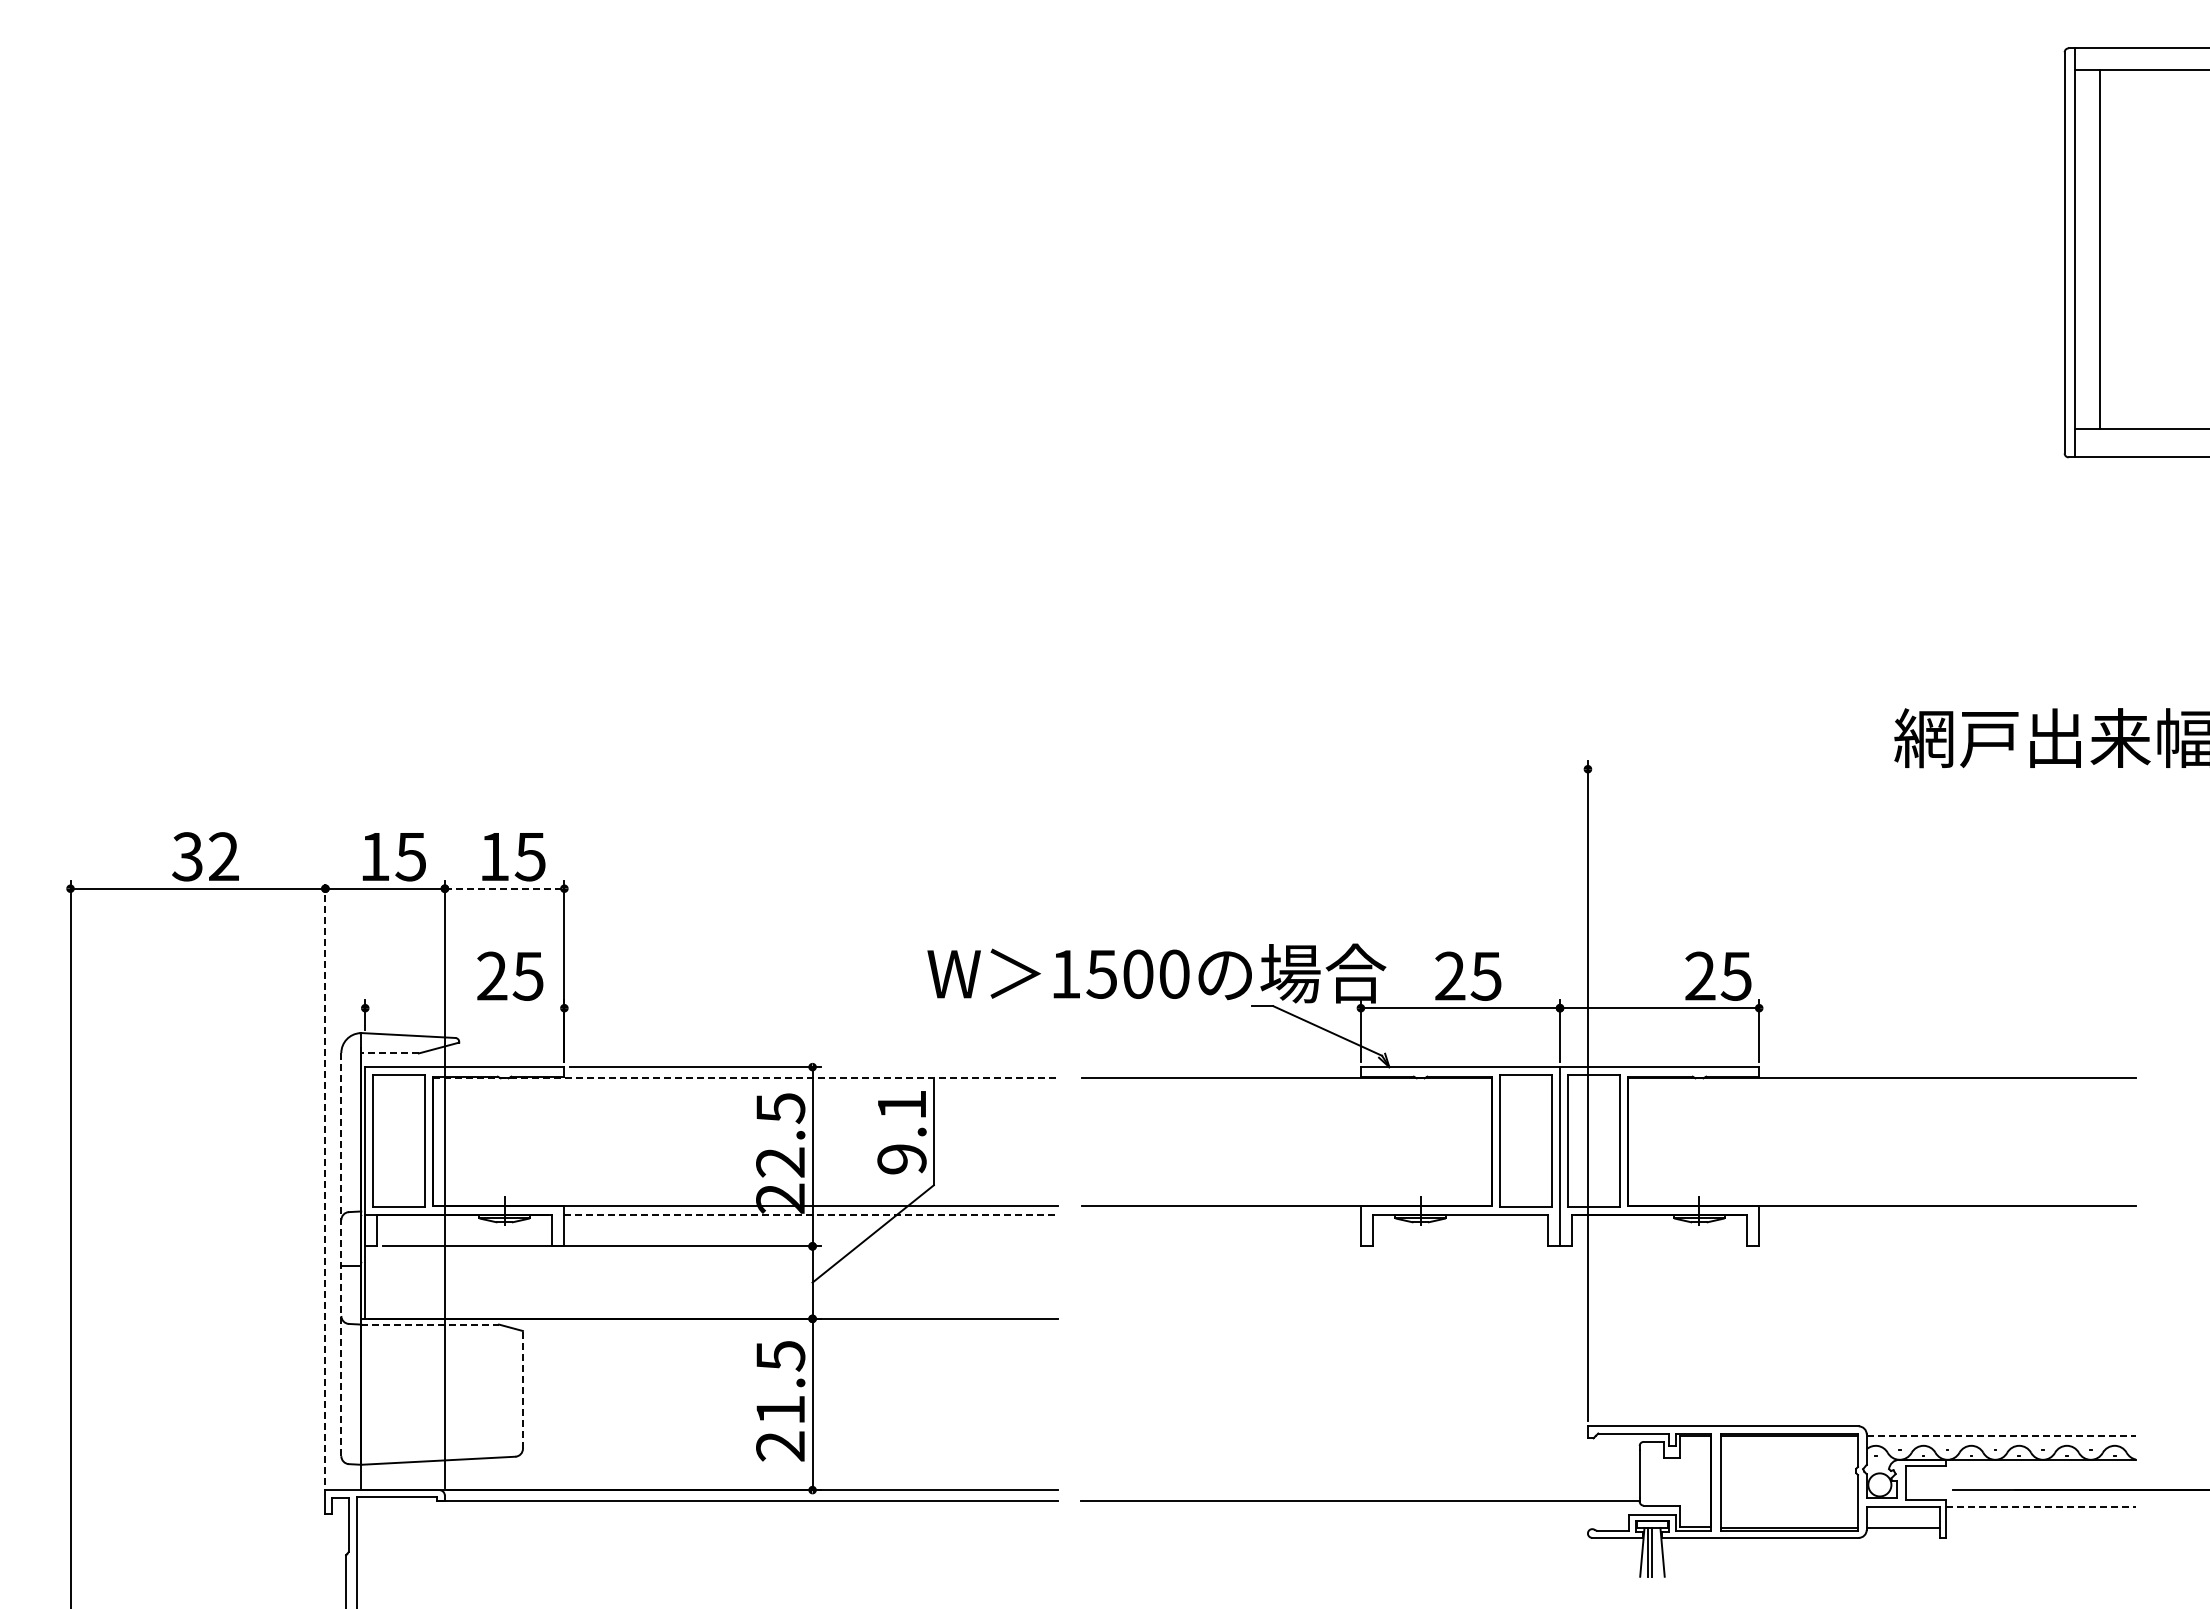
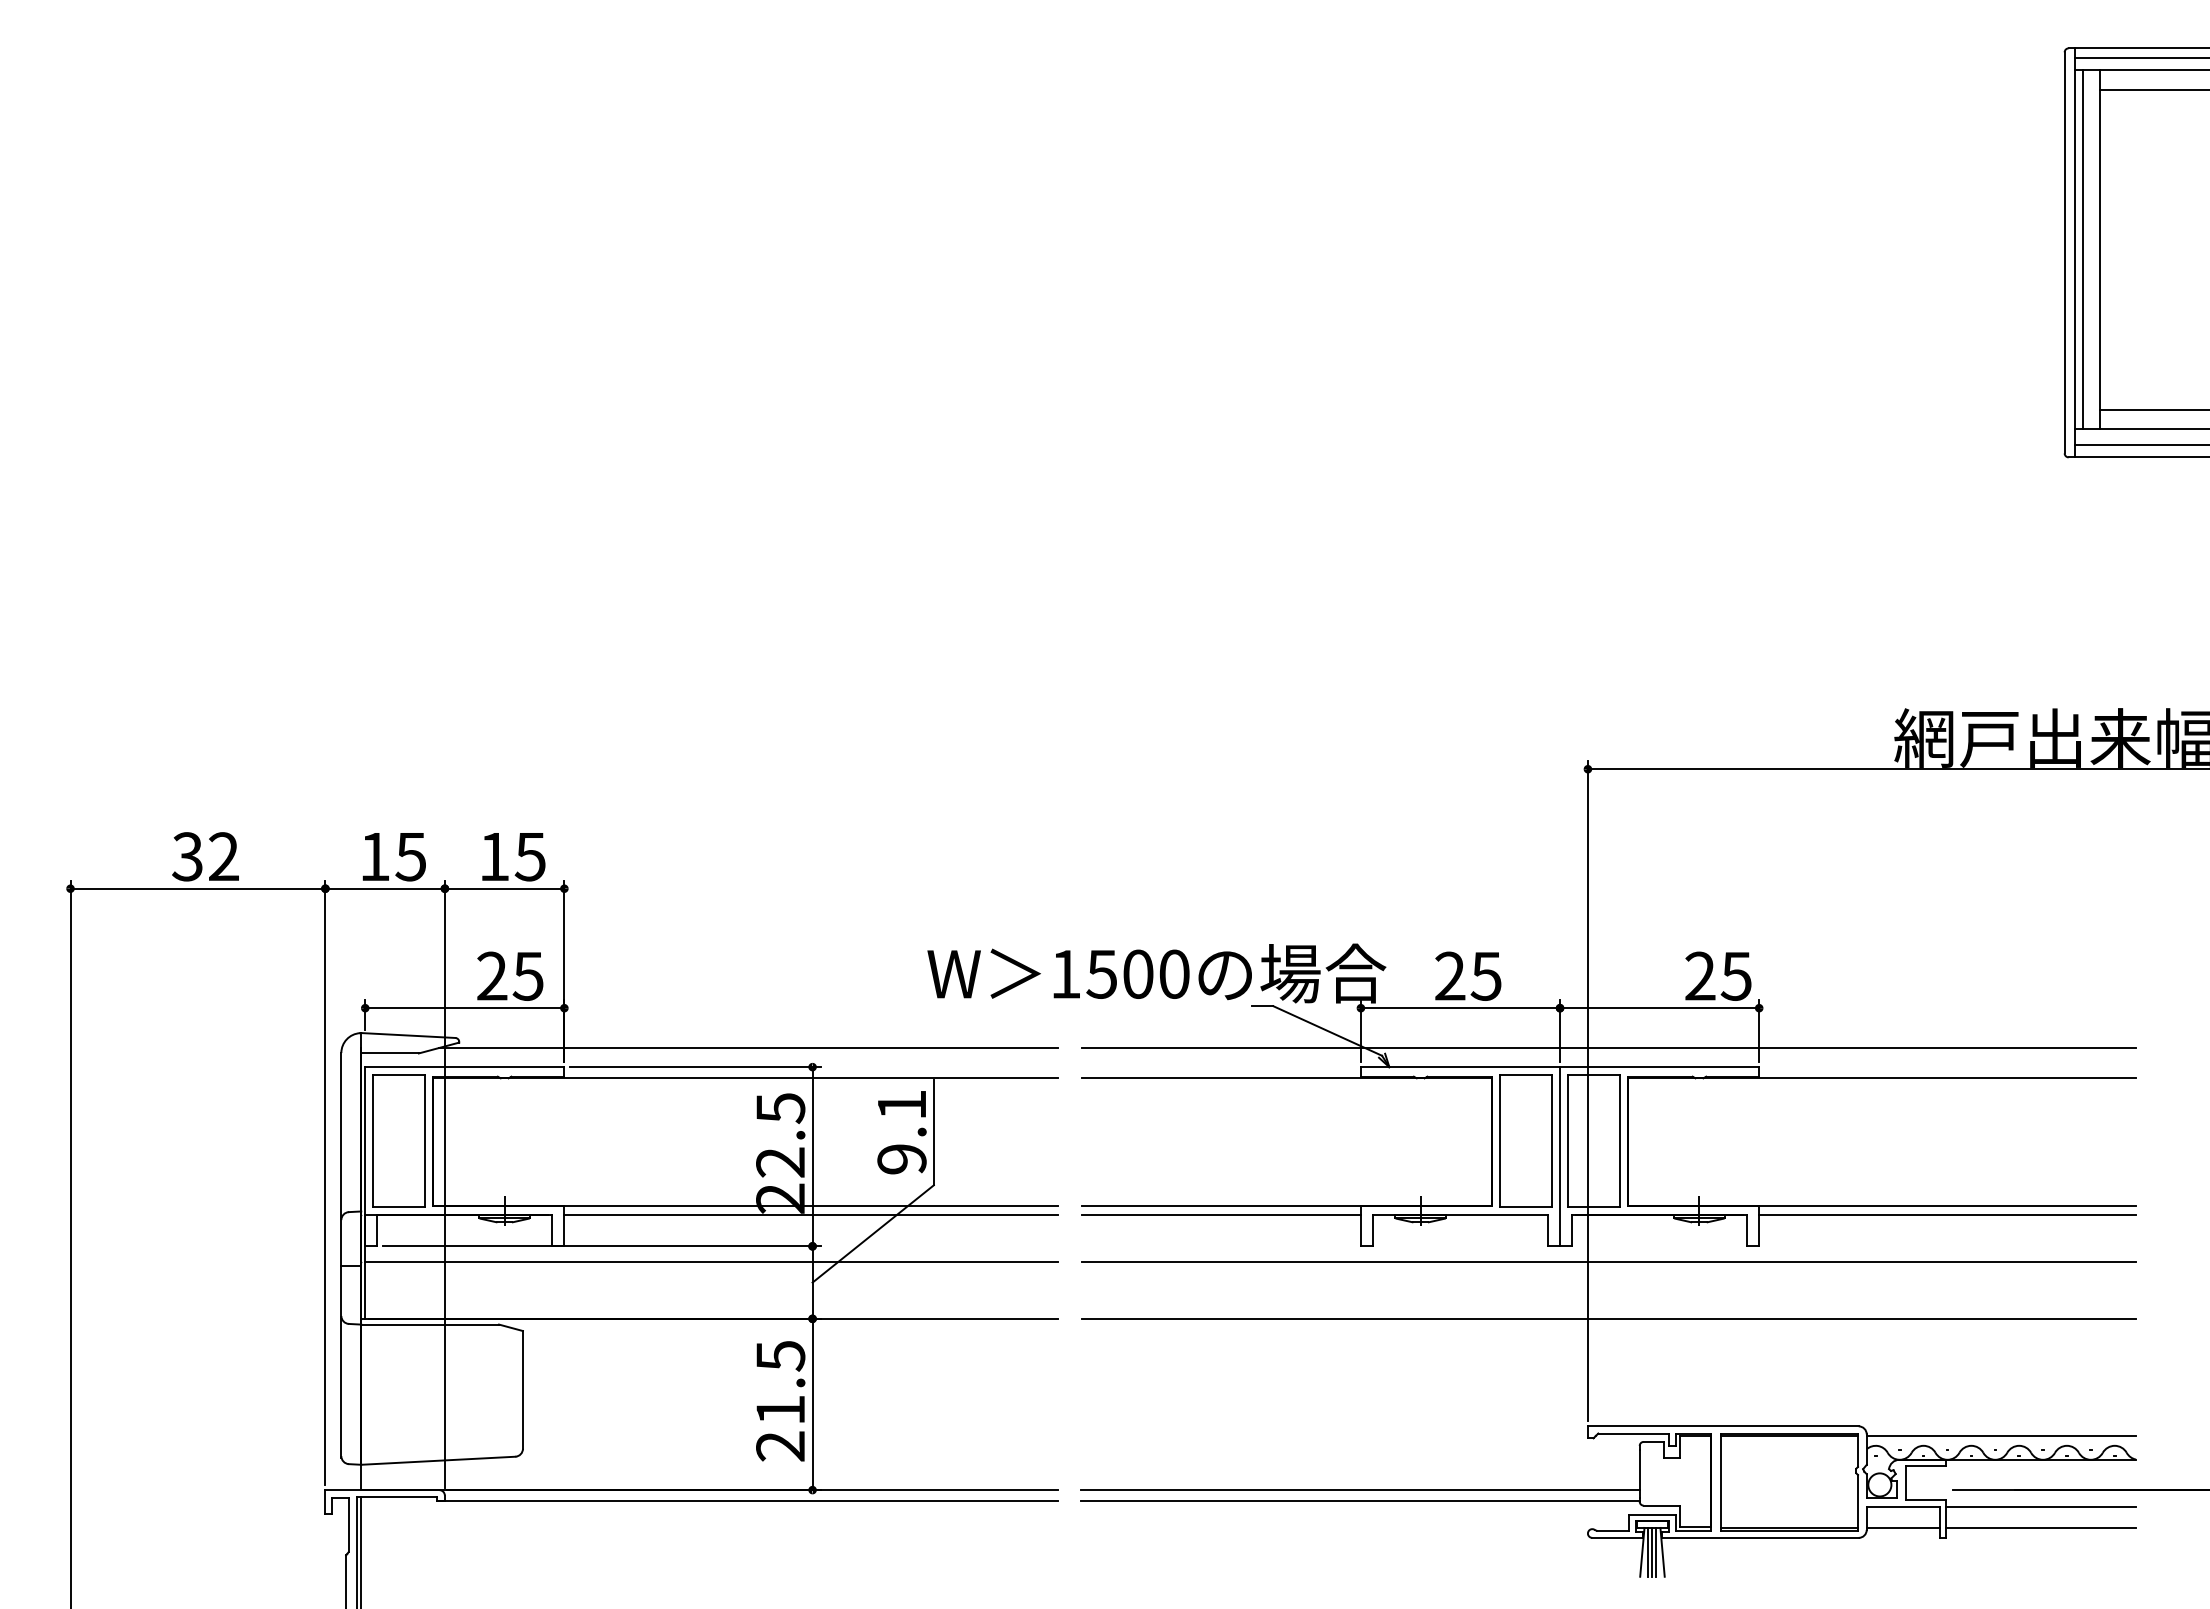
line: none -> present (2140, 58)
line: none -> present (2153, 90)
line: none -> present (2083, 249)
line: none -> present (2153, 410)
line: none -> present (2140, 444)
line: none -> present (1896, 769)
line: dashed -> solid (504, 888)
line: none -> present (464, 1008)
line: none -> present (748, 1048)
line: none -> present (1608, 1048)
line: dashed -> solid (390, 1053)
line: dashed -> solid (745, 1078)
line: dashed -> solid (325, 1182)
line: dashed -> solid (811, 1215)
line: none -> present (1221, 1215)
line: none -> present (1947, 1215)
line: dashed -> solid (341, 1255)
line: none -> present (711, 1261)
line: none -> present (1608, 1261)
line: none -> present (1608, 1318)
line: dashed -> solid (430, 1324)
line: dashed -> solid (522, 1389)
line: dashed -> solid (2001, 1435)
line: none -> present (1359, 1490)
line: dashed -> solid (2041, 1506)
line: none -> present (2040, 1527)
line: none -> present (361, 1551)
line: none -> present (1656, 1551)
